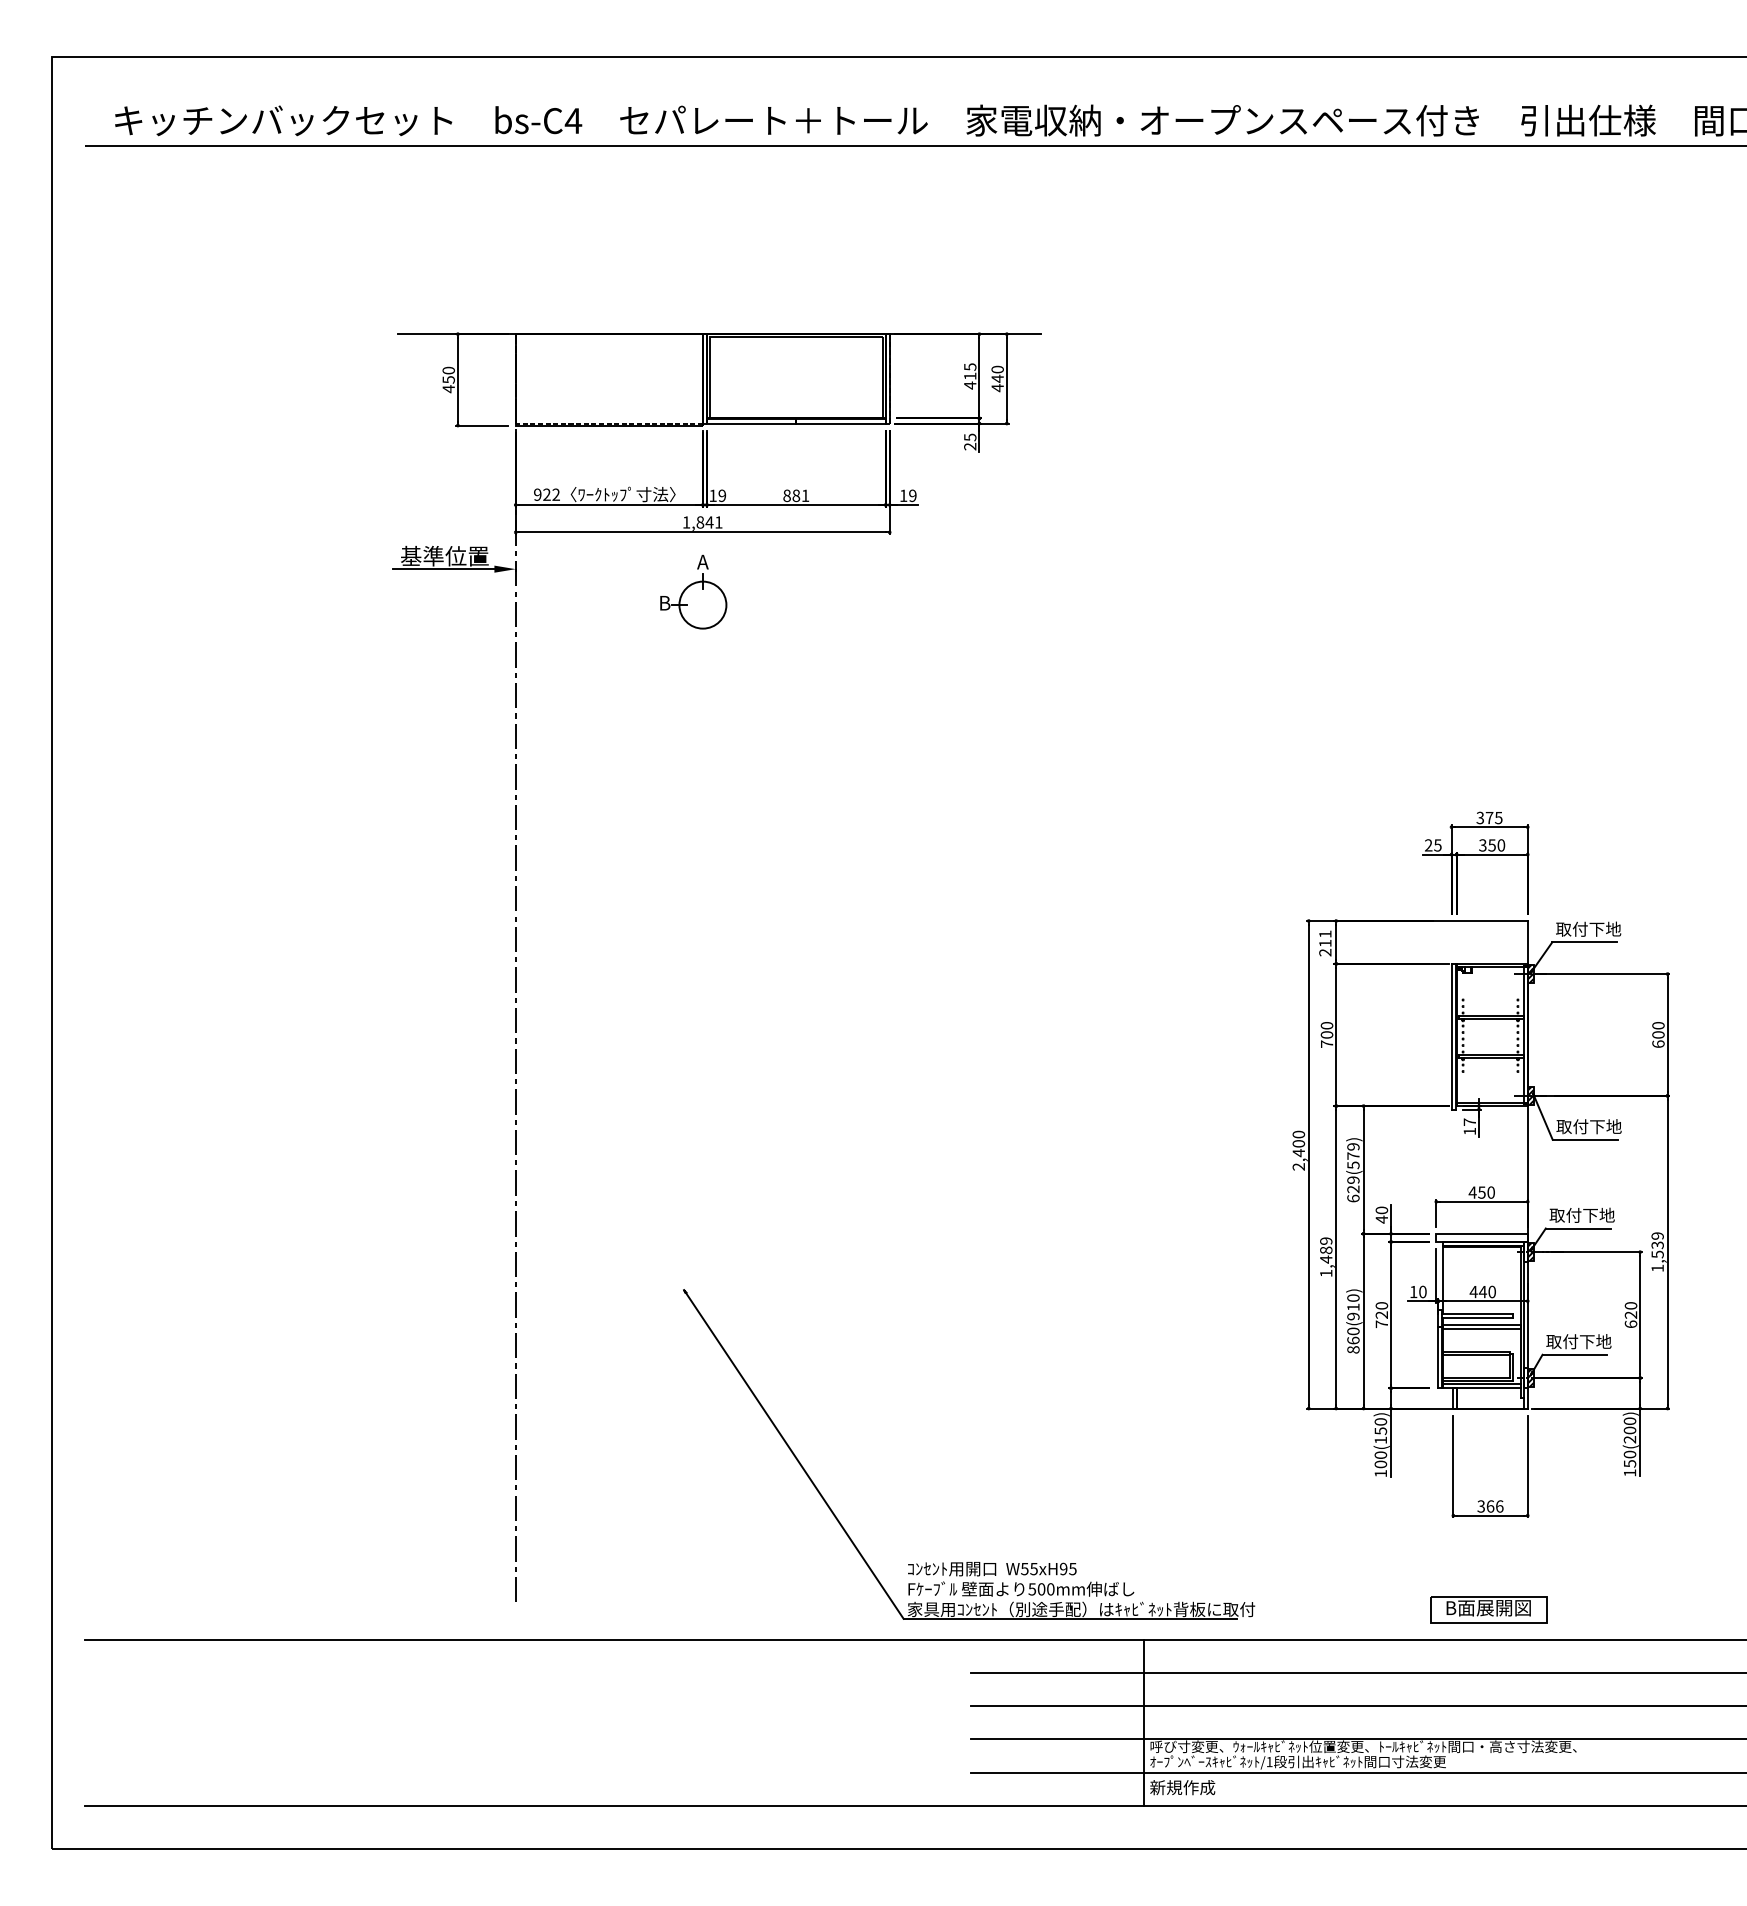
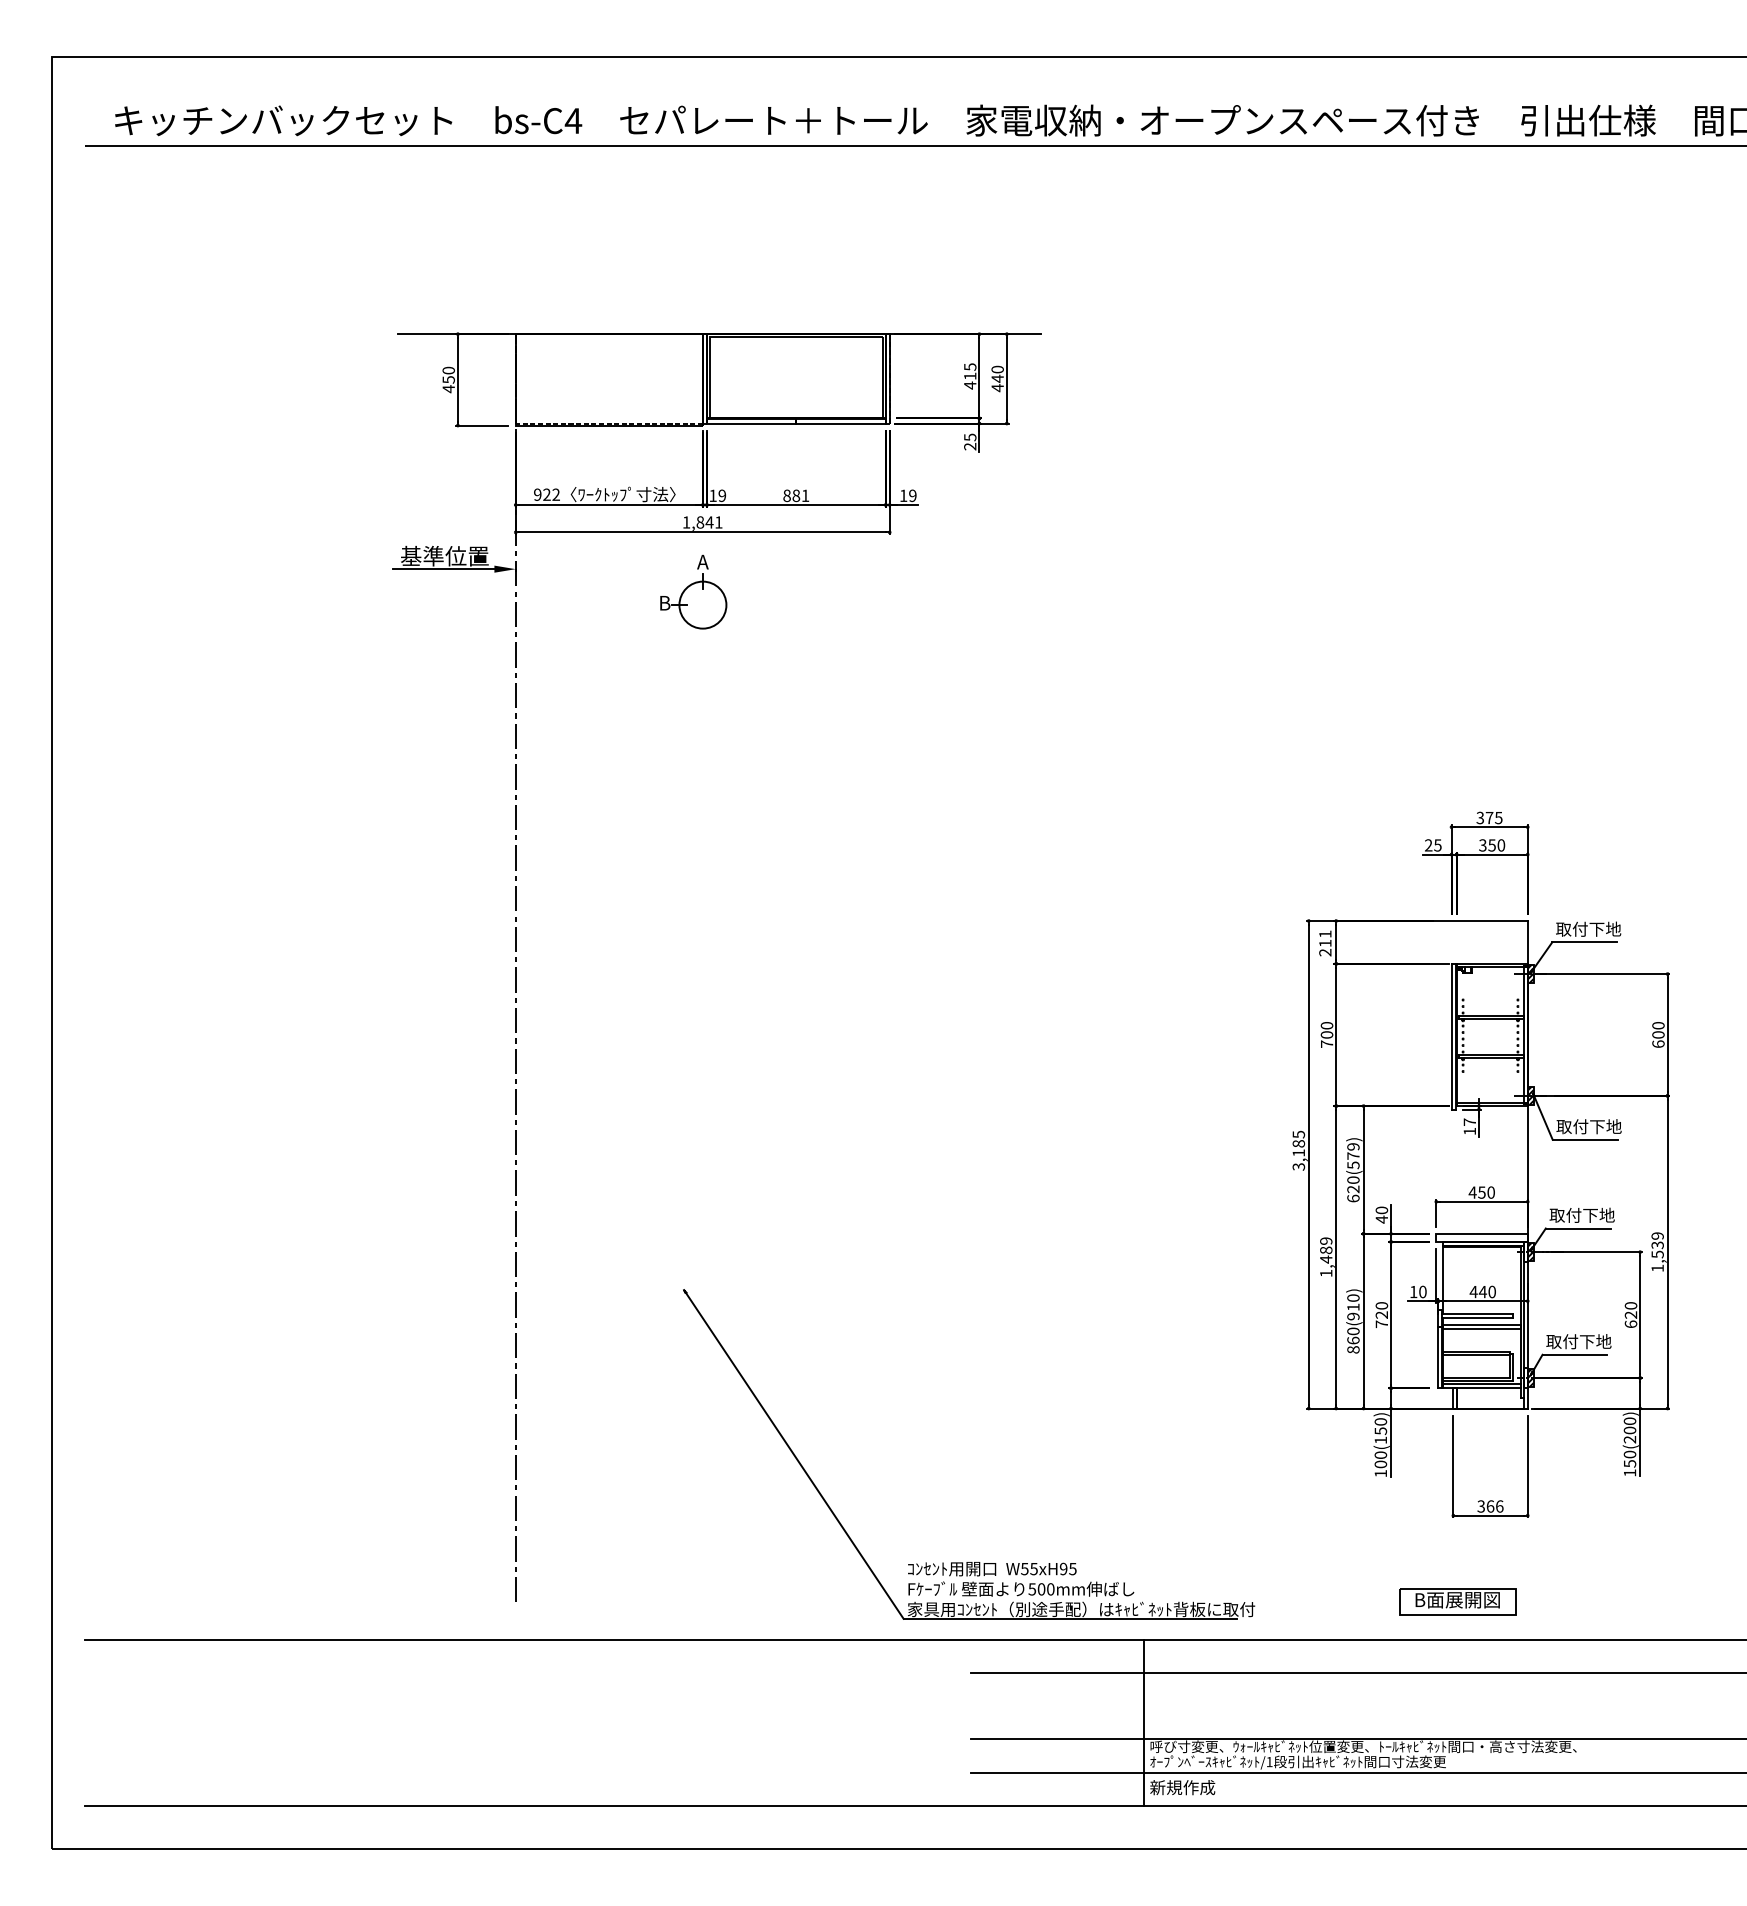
text: 2,400 -> 3,185 (1298, 1150)
text: 629(579) -> 620(579) (1353, 1179)
part position: (1488, 1609) -> (1457, 1601) (1457, 1601)
line: present -> none (1356, 1706)
